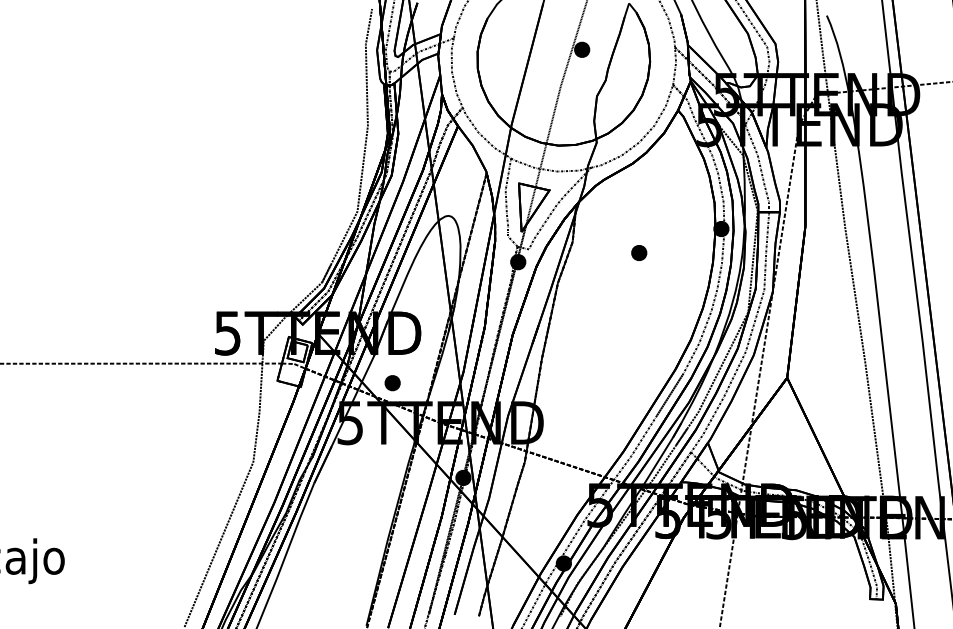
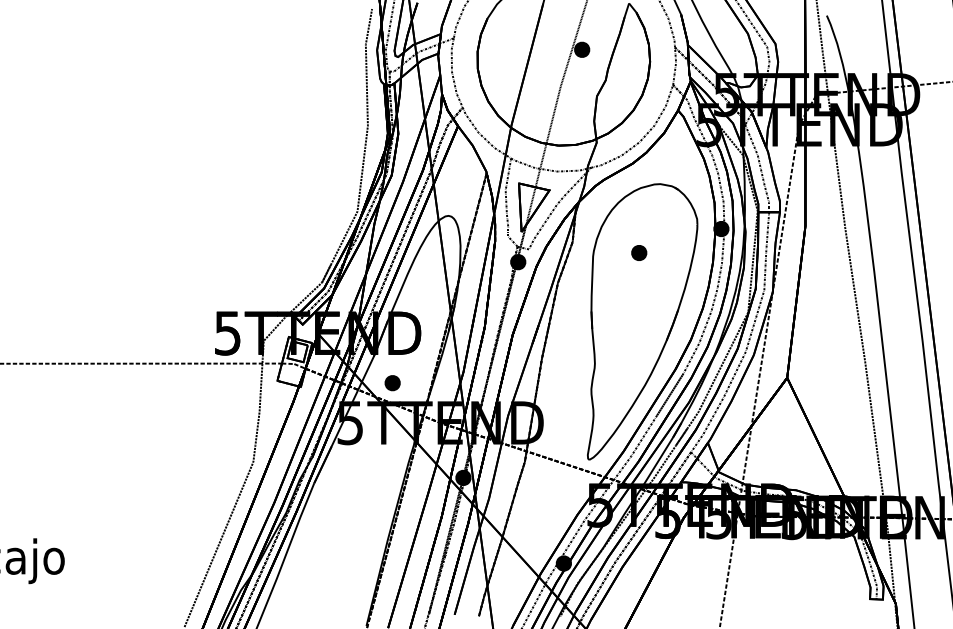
part: none -> present (642, 321)
